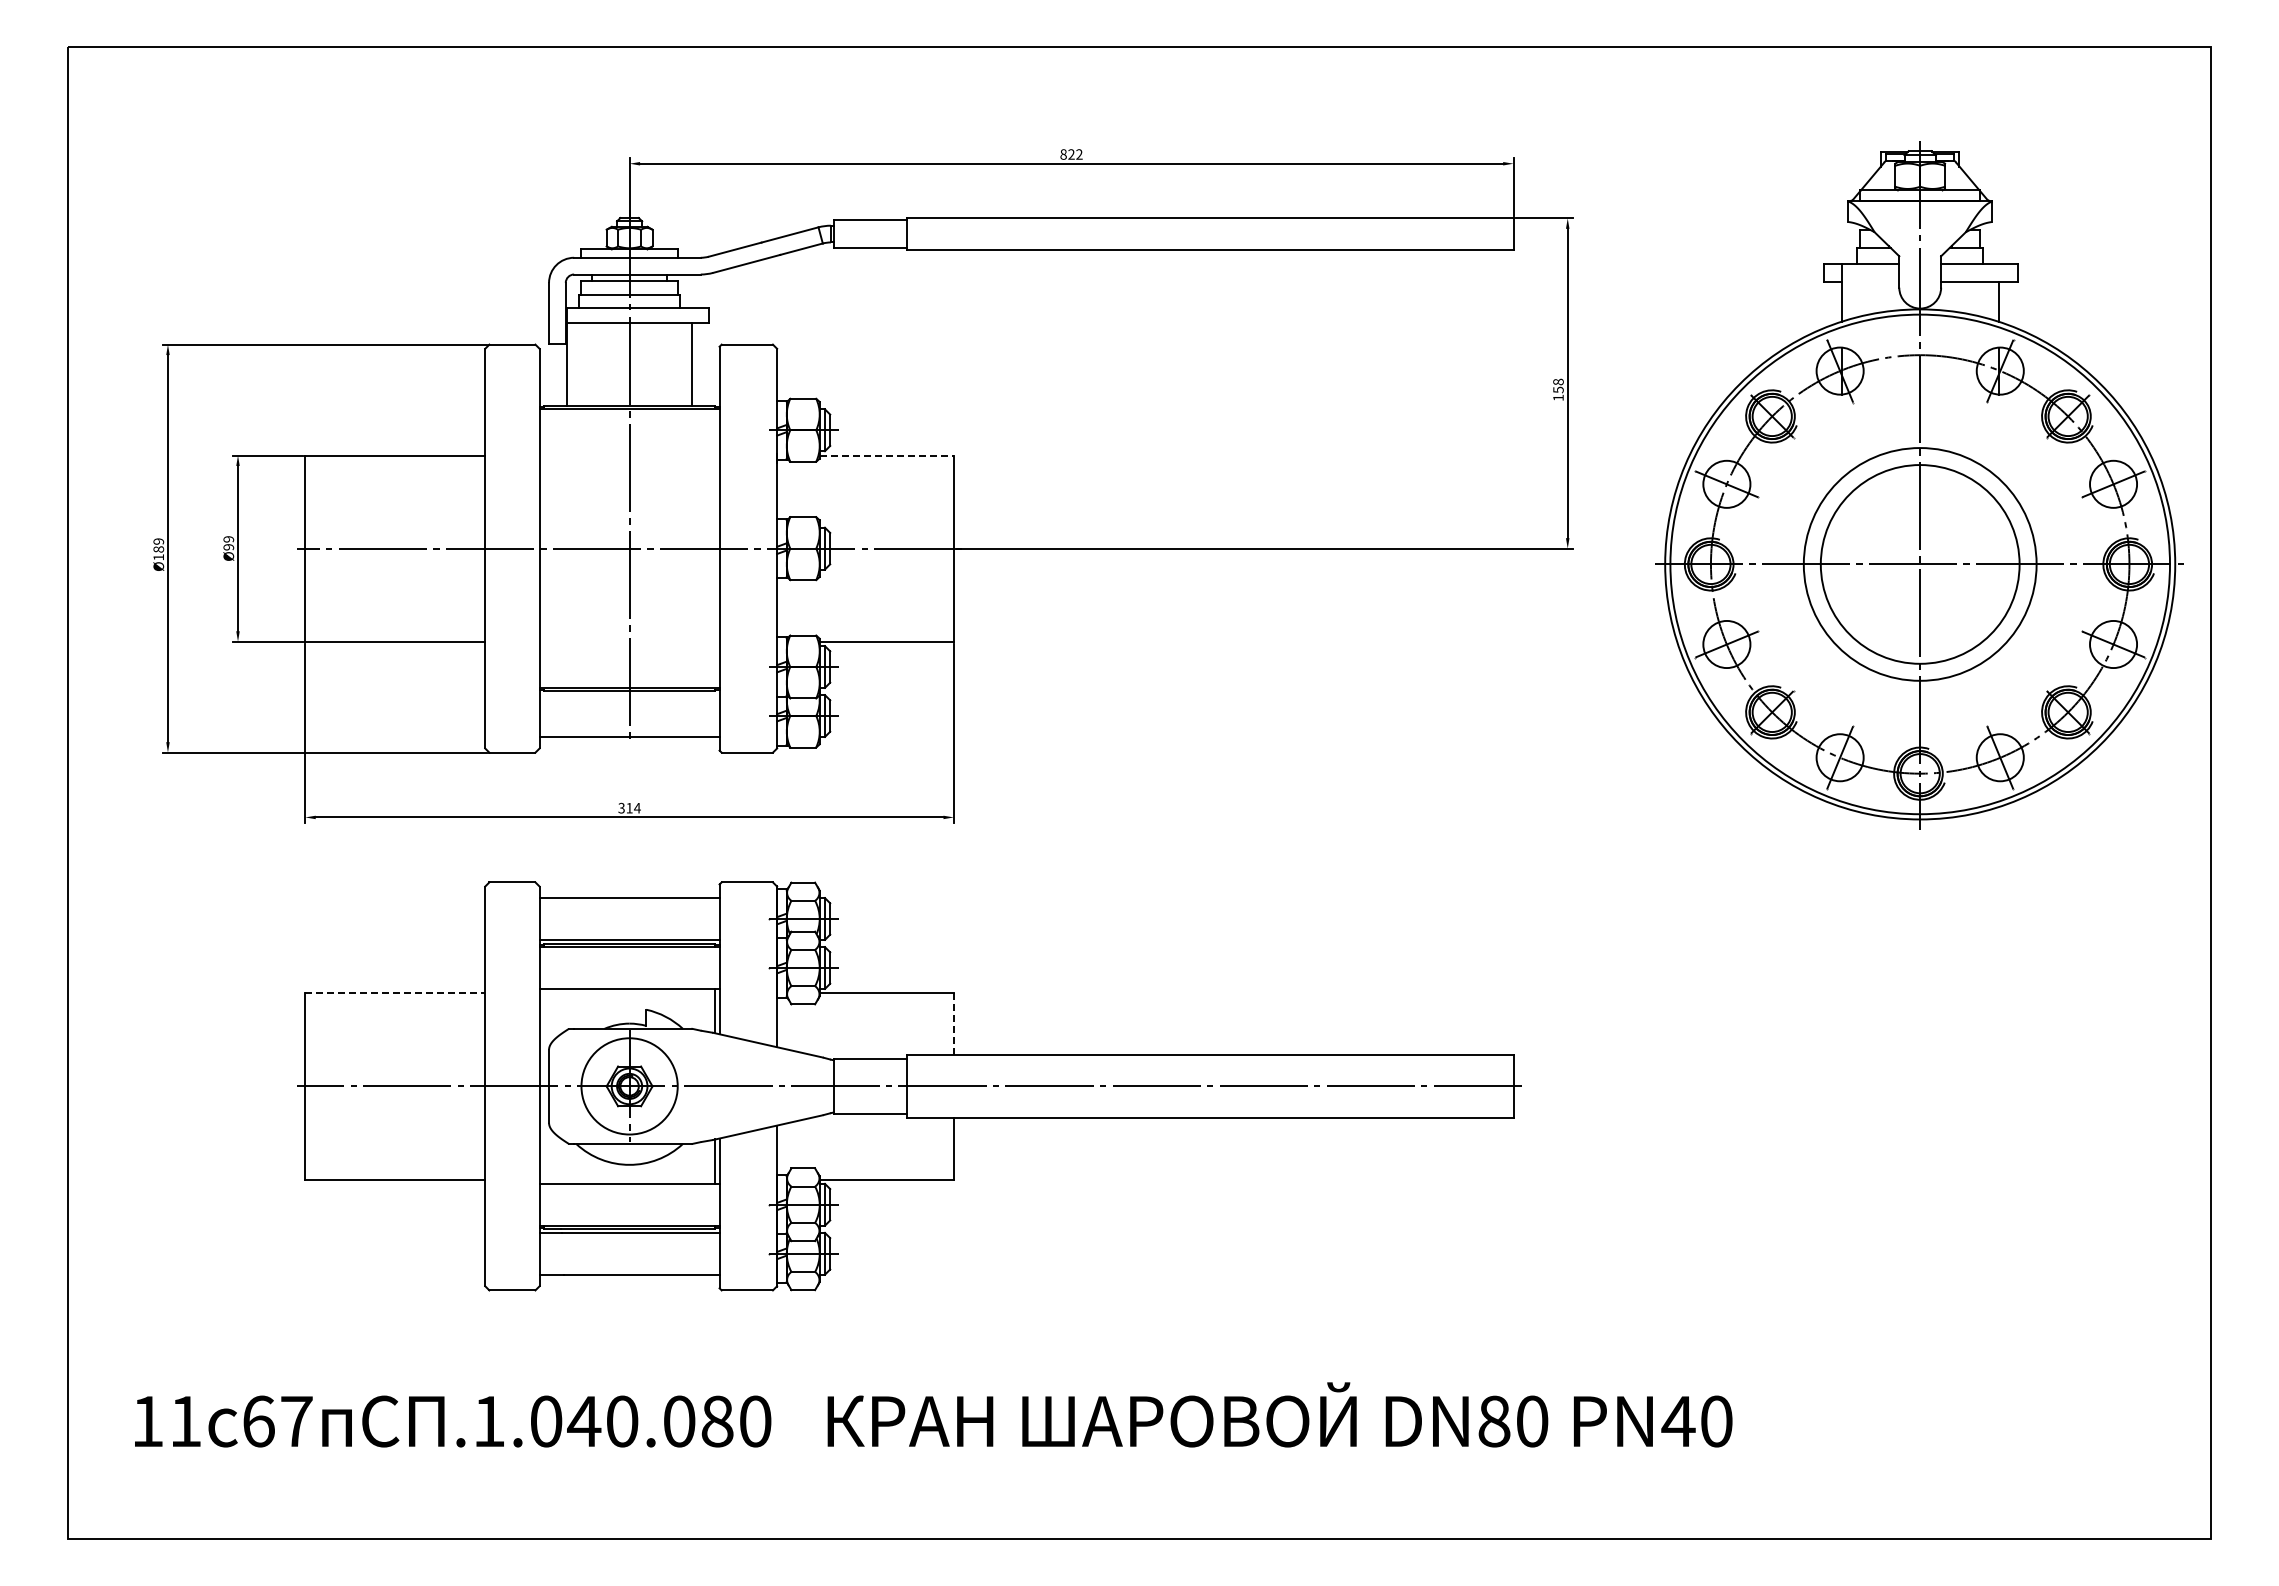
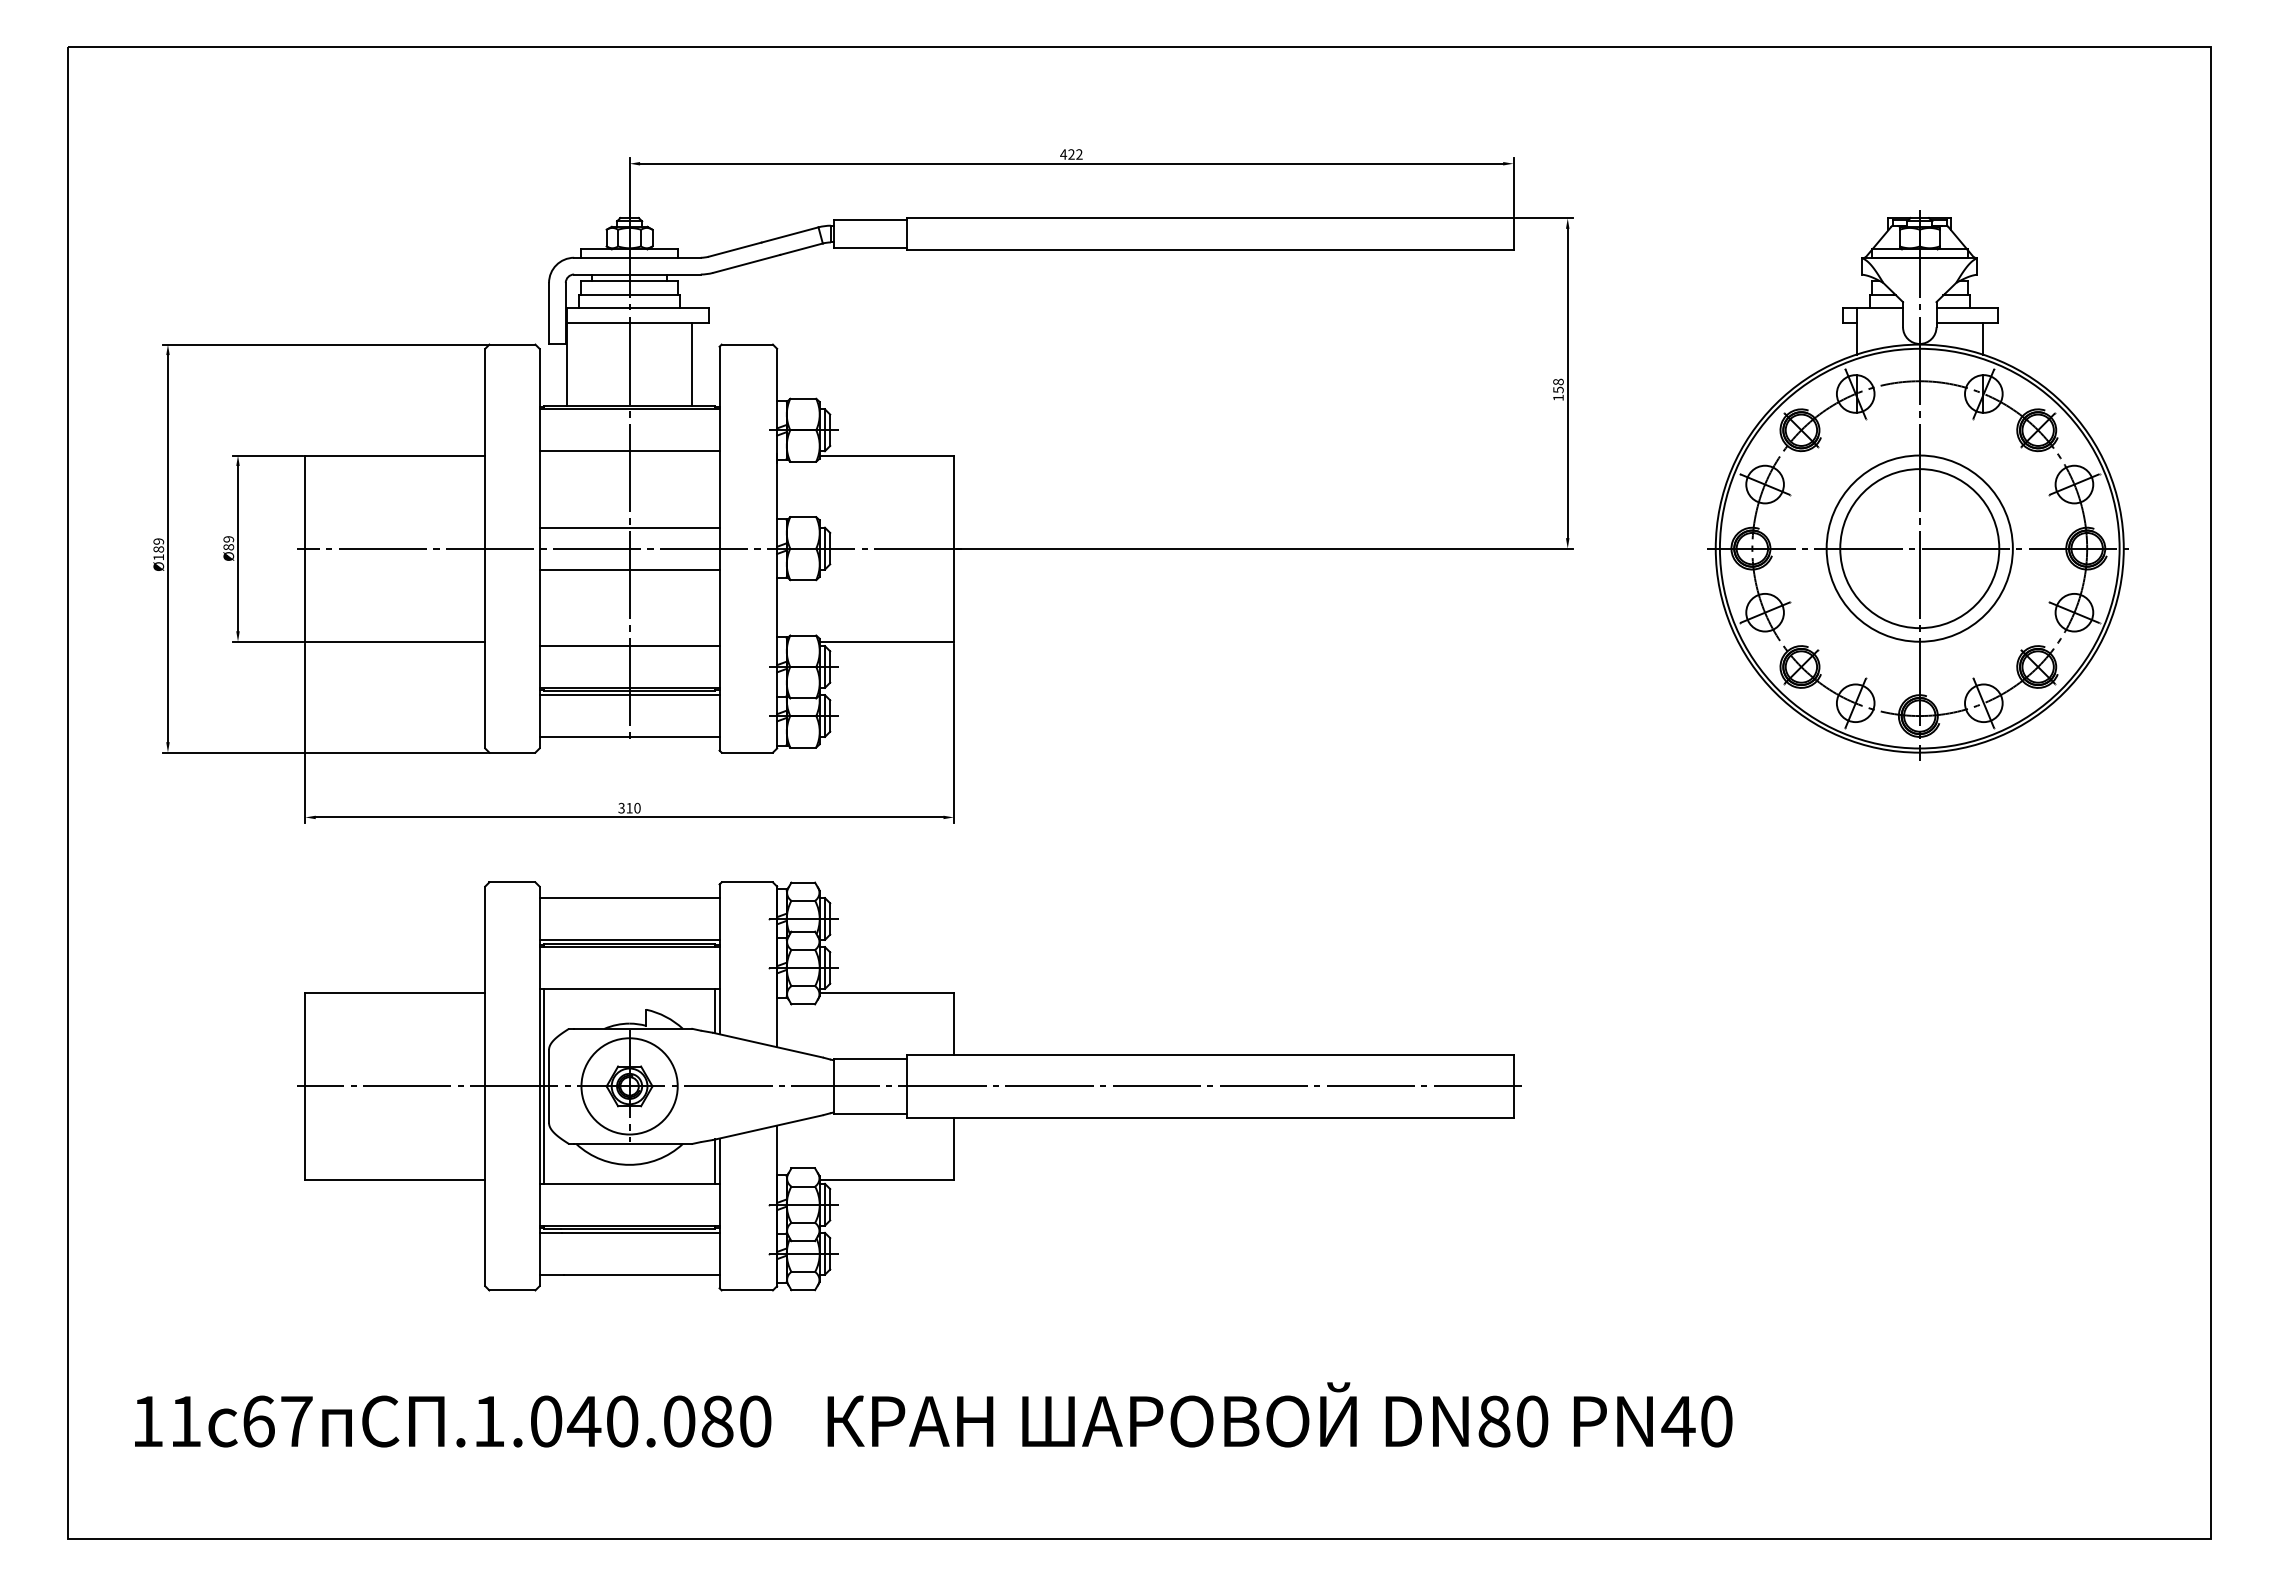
text: 822 -> 422 (1063, 154)
line: none -> present (629, 451)
line: dashed -> solid (887, 455)
part size: 529x689 px -> 422x551 px (1917, 485)
line: none -> present (629, 527)
text: Ø99 -> Ø89 (228, 547)
line: none -> present (629, 569)
line: none -> present (629, 646)
line: none -> present (629, 695)
text: 314 -> 310 (637, 807)
line: dashed -> solid (395, 993)
line: dashed -> solid (953, 1024)
line: none -> present (543, 1085)
